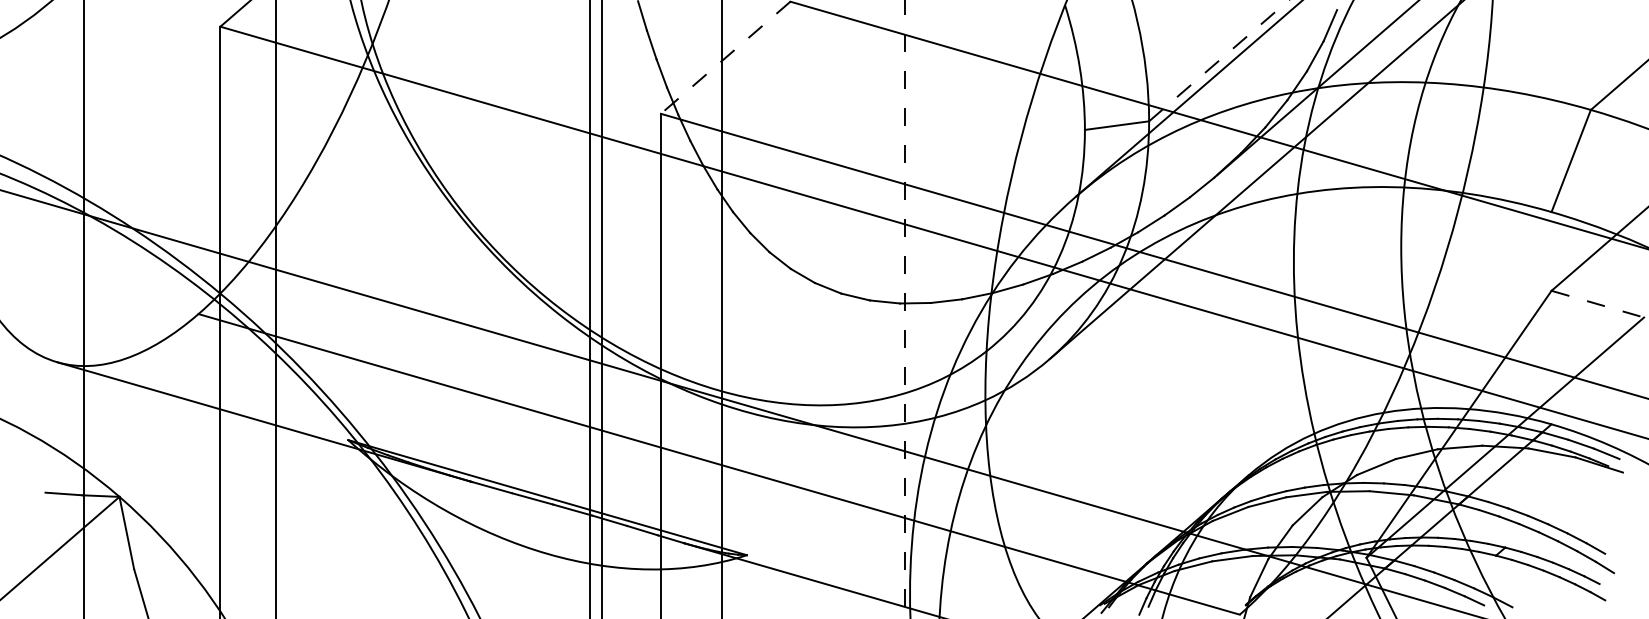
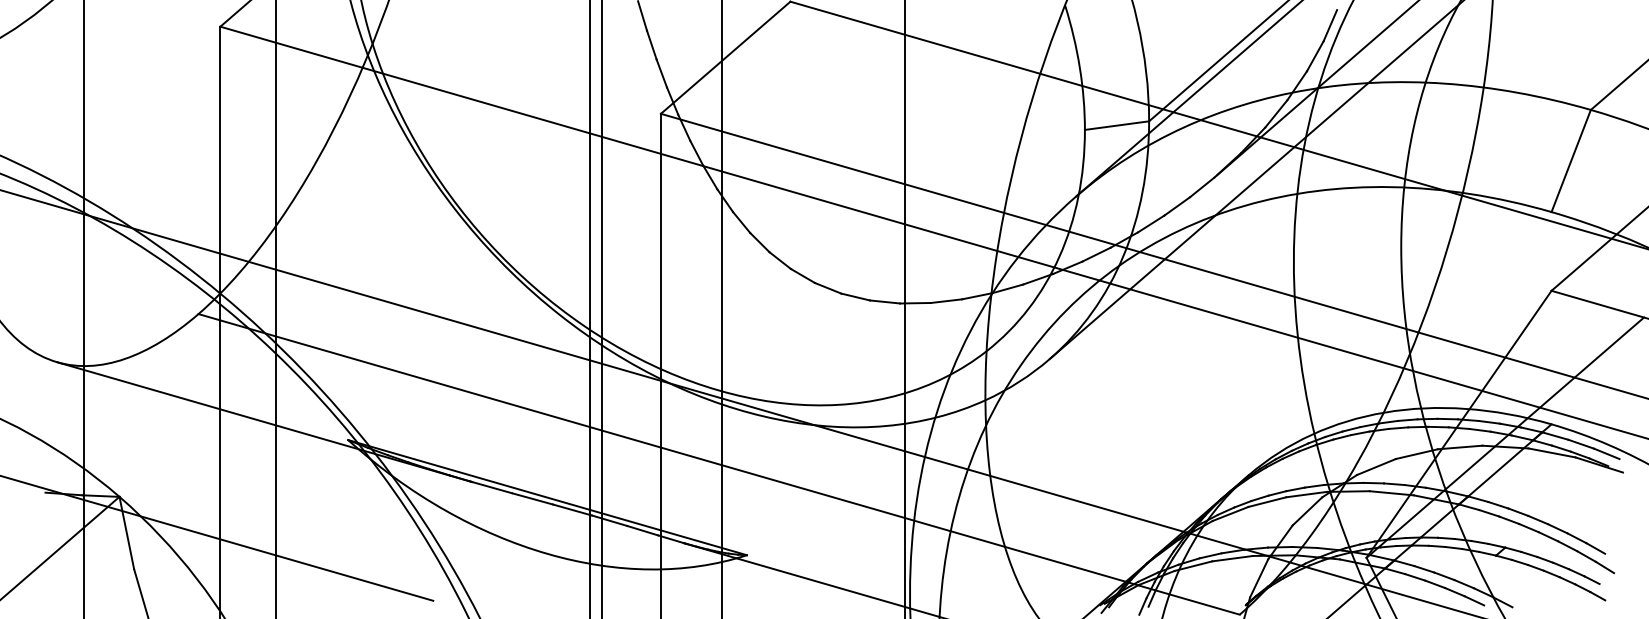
line: dashed -> solid (725, 57)
line: dashed -> solid (1219, 60)
line: dashed -> solid (1600, 304)
line: dashed -> solid (905, 310)
line: none -> present (217, 538)
